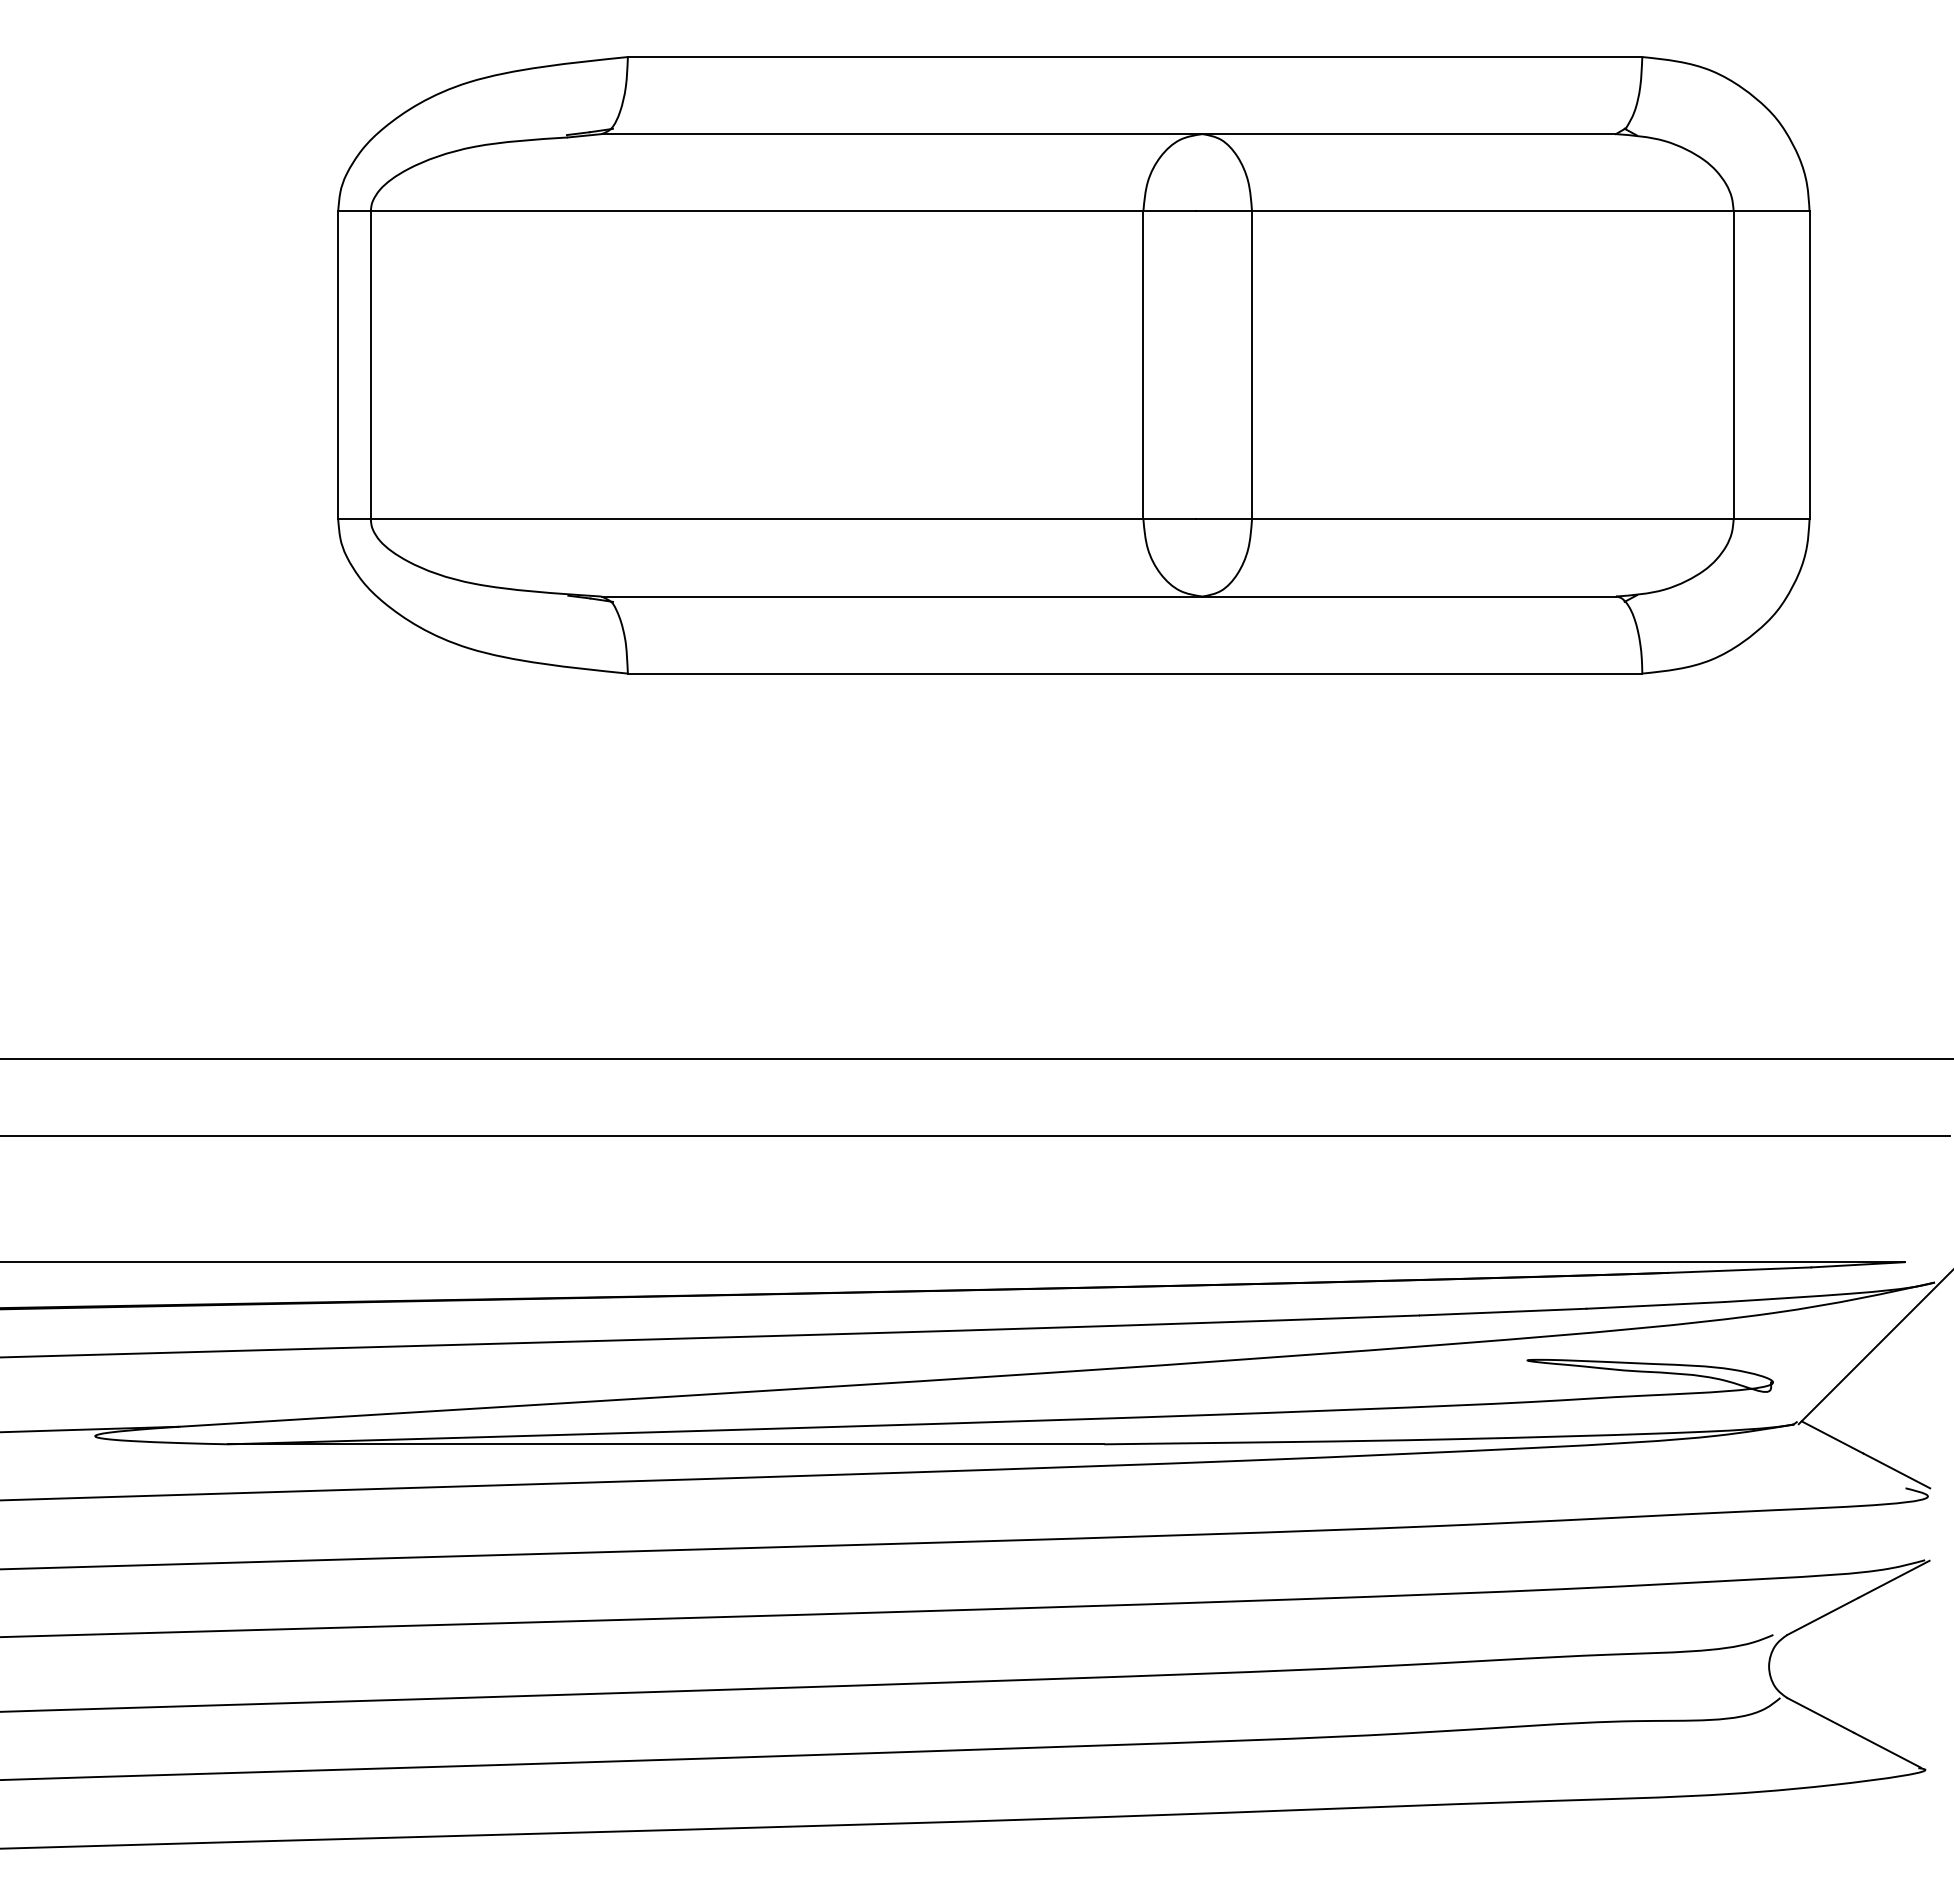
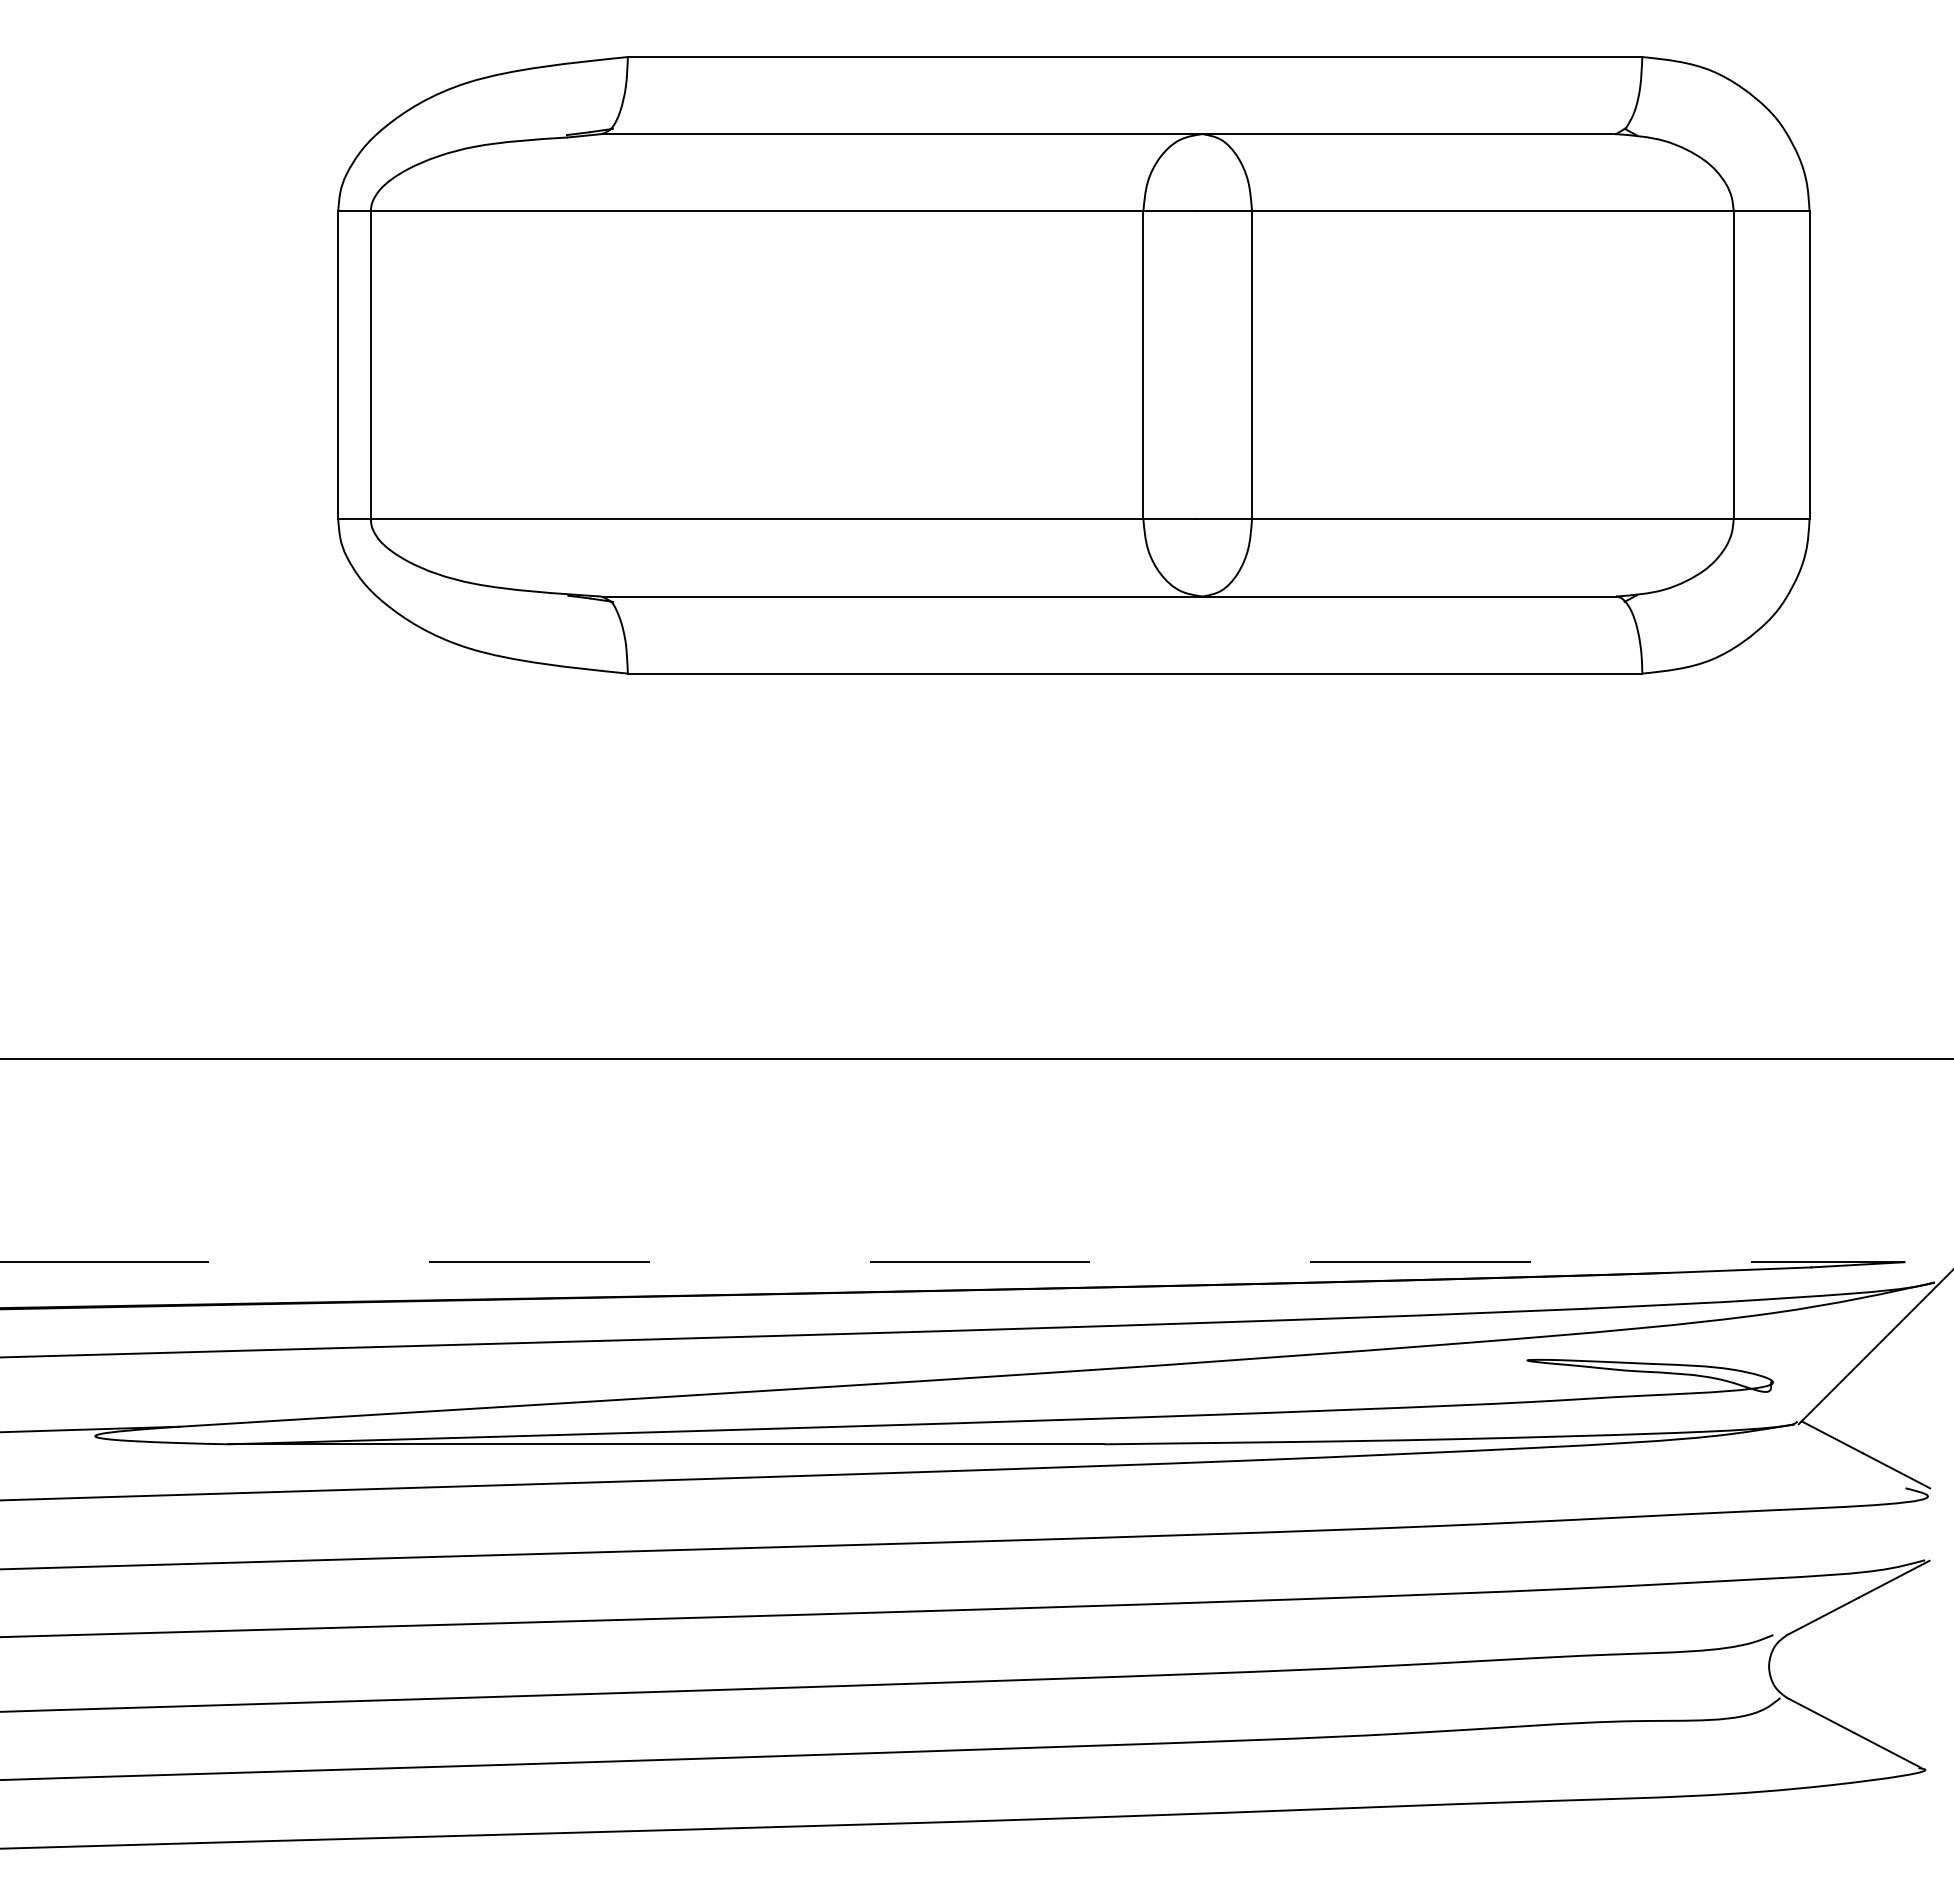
line: present -> none (976, 1136)
line: solid -> dashed (952, 1262)
